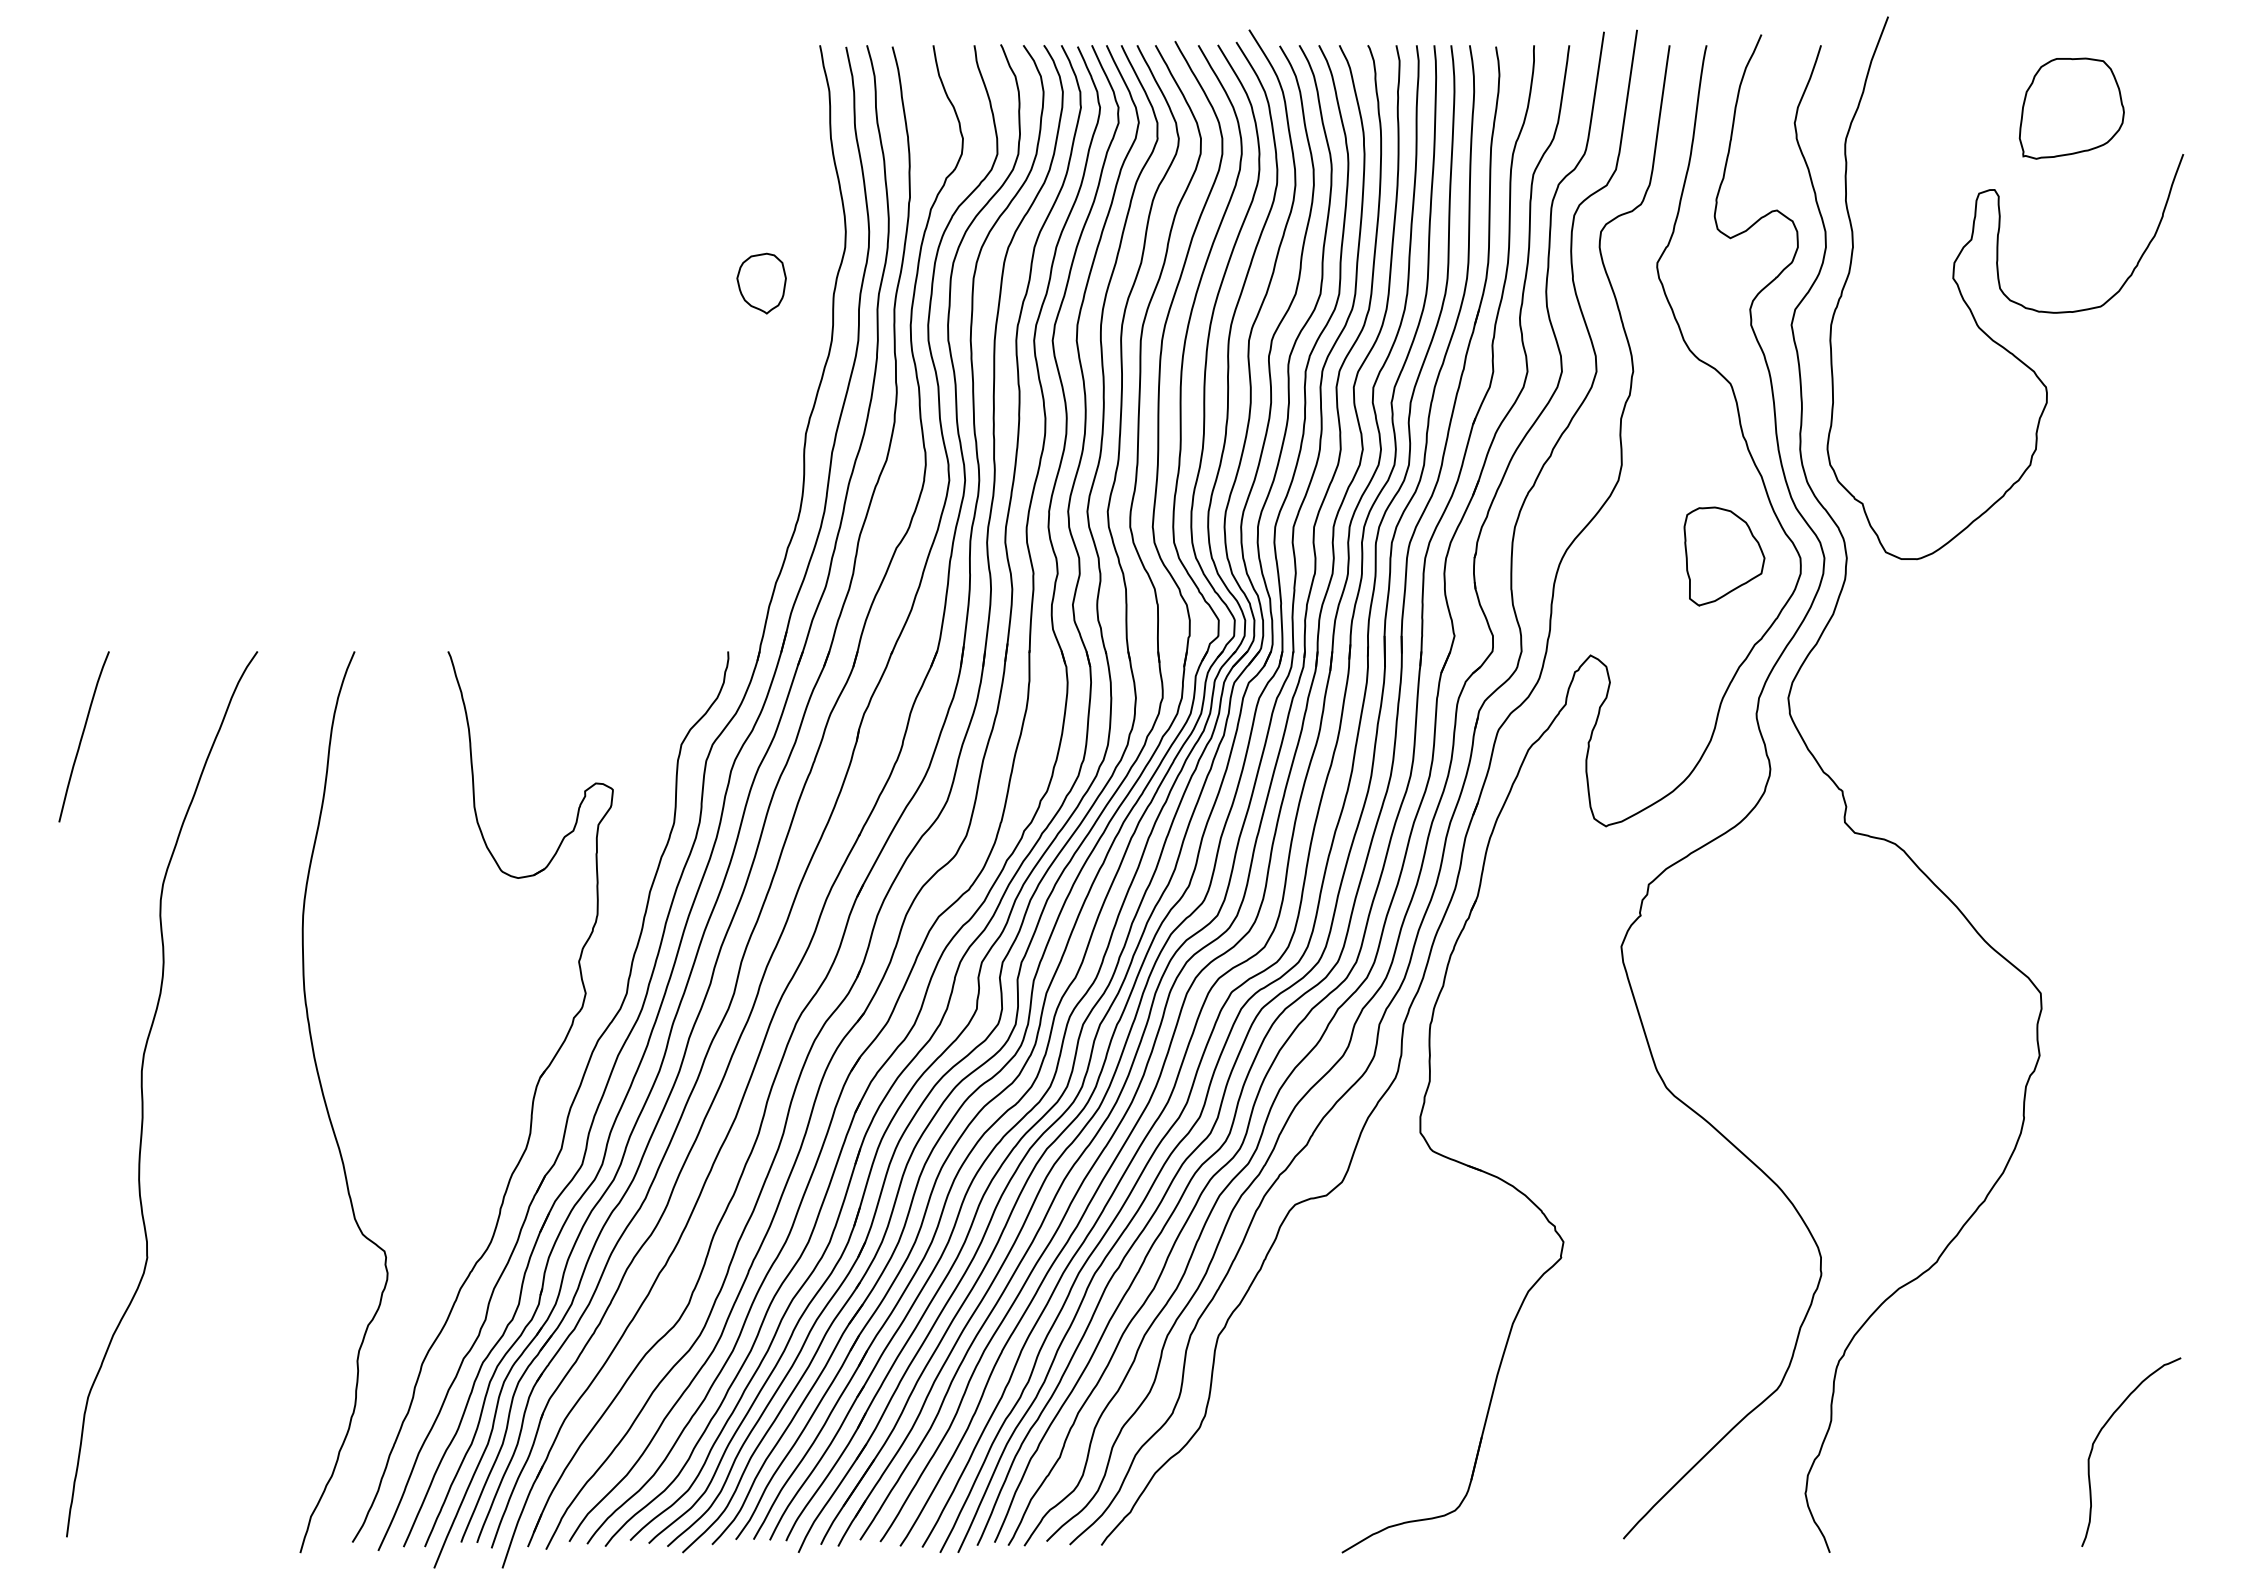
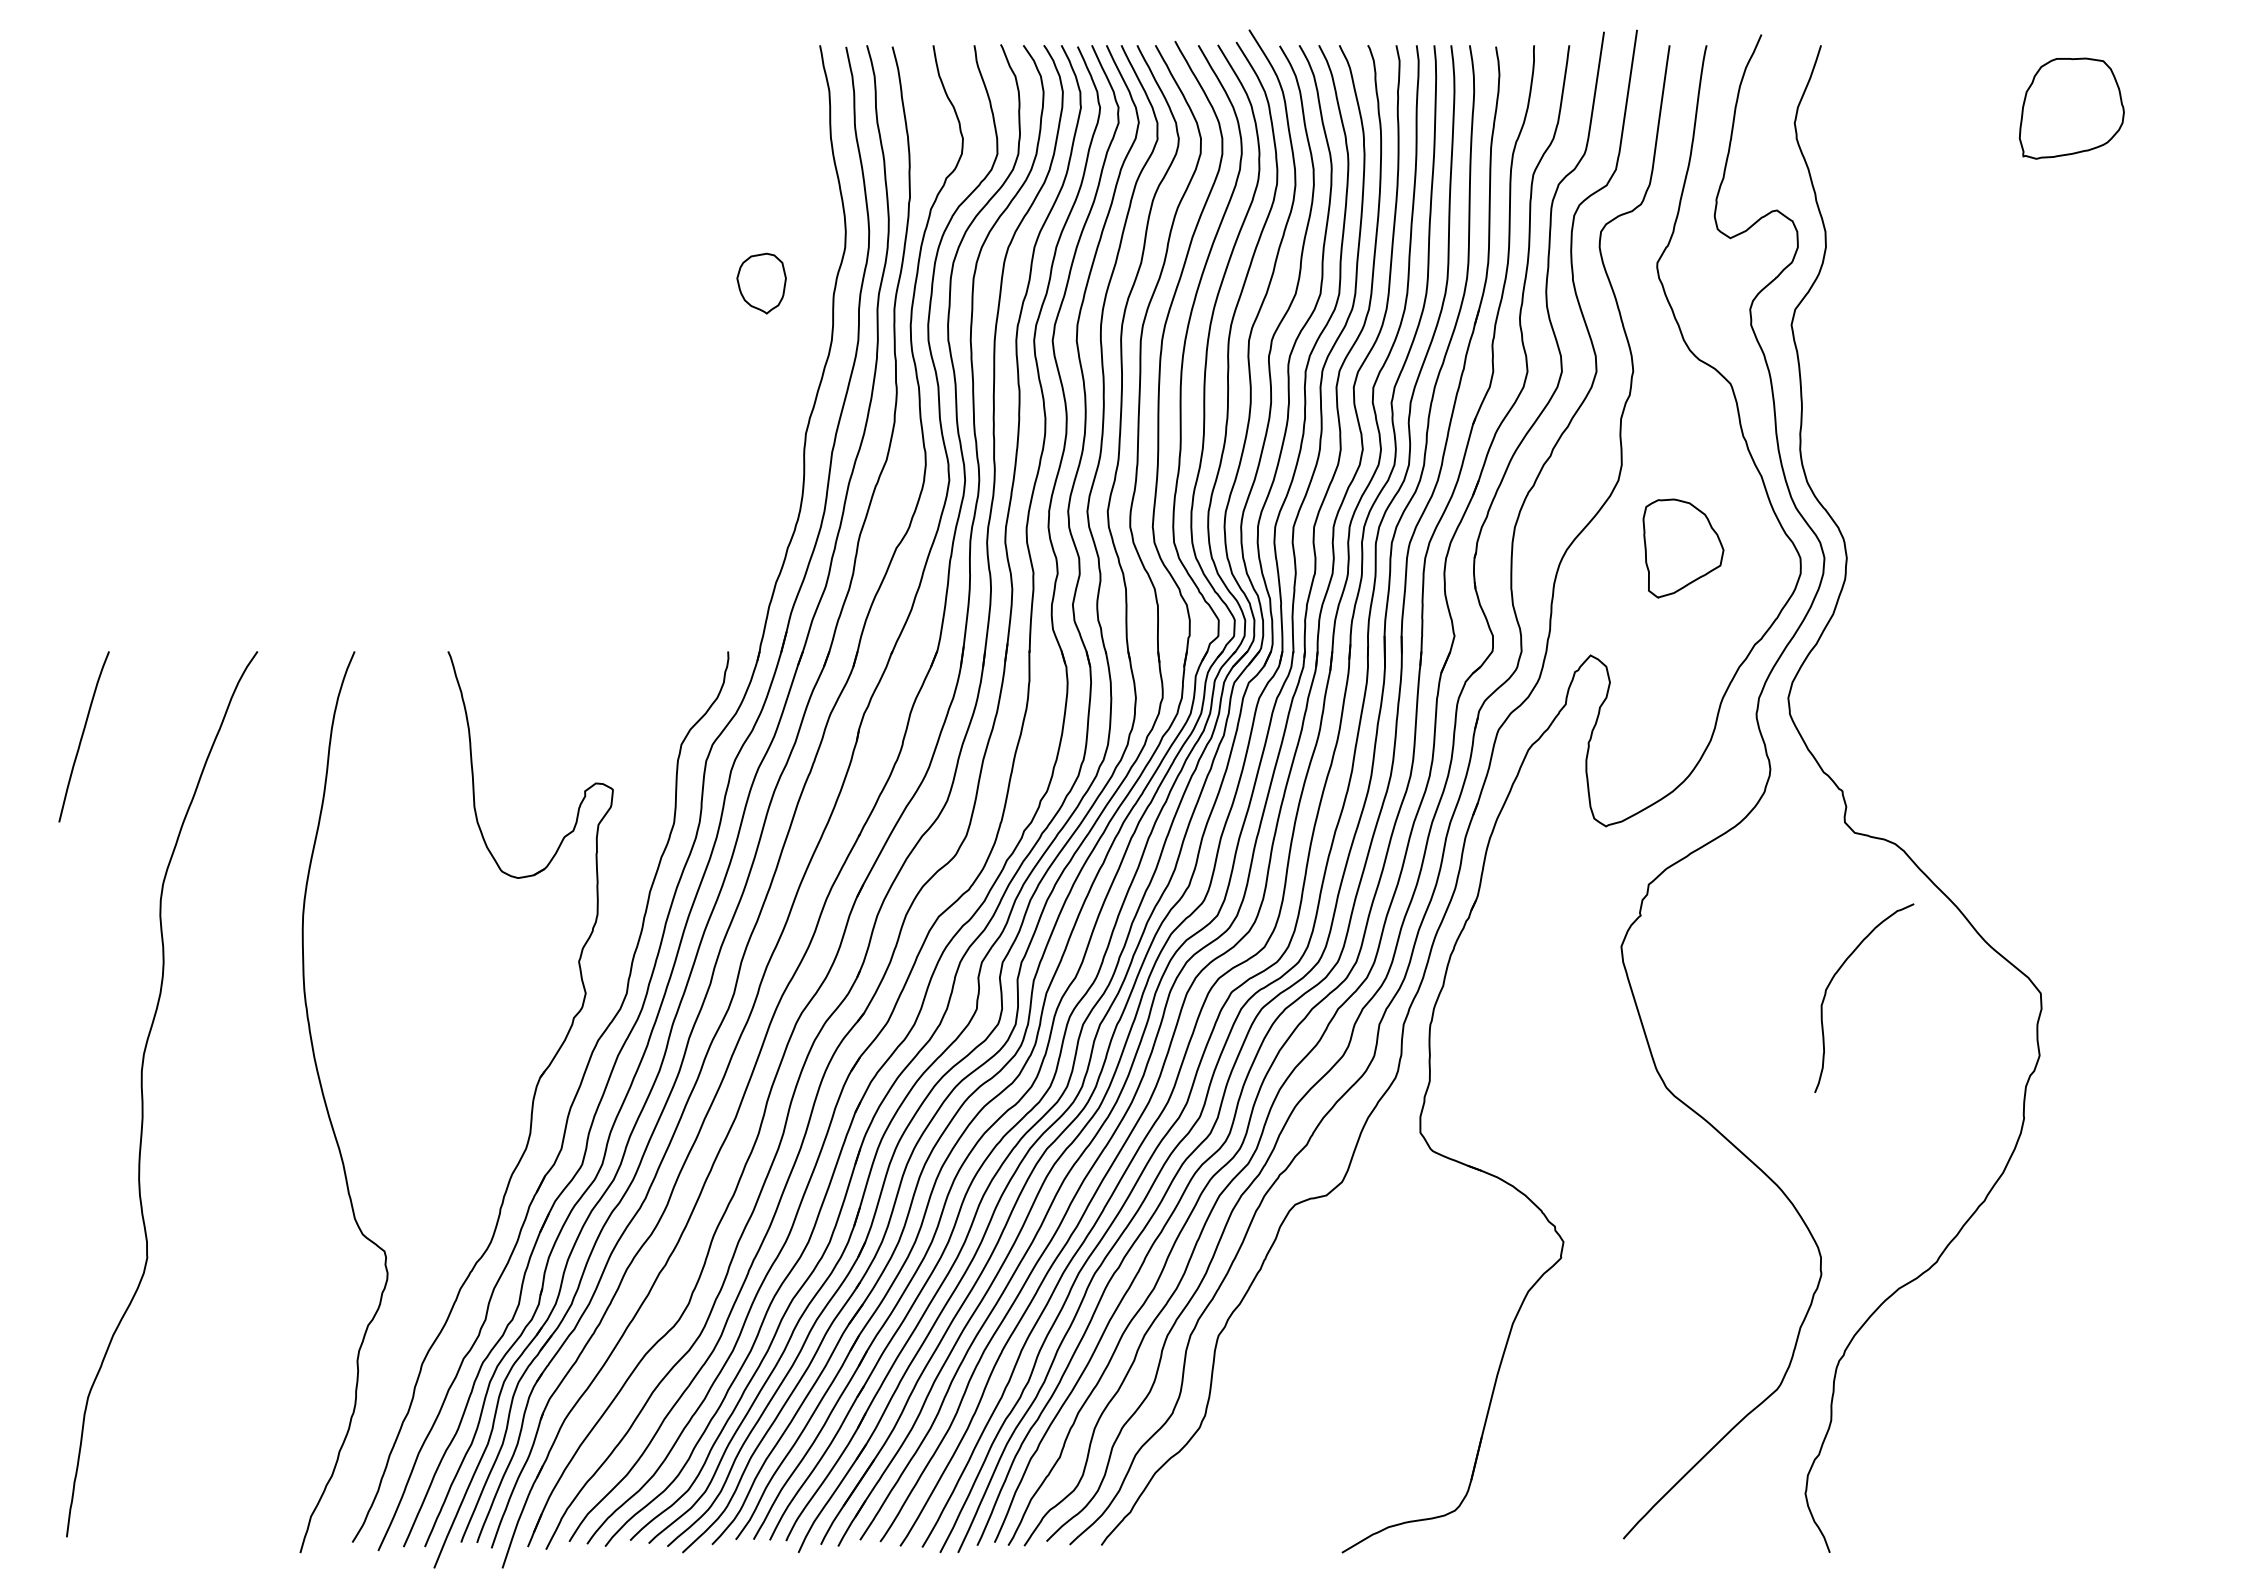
curve: present -> none (2002, 290)
part position: (1724, 556) -> (1683, 548) (1683, 548)
curve position: (2101, 1431) -> (1834, 977) (1834, 977)
